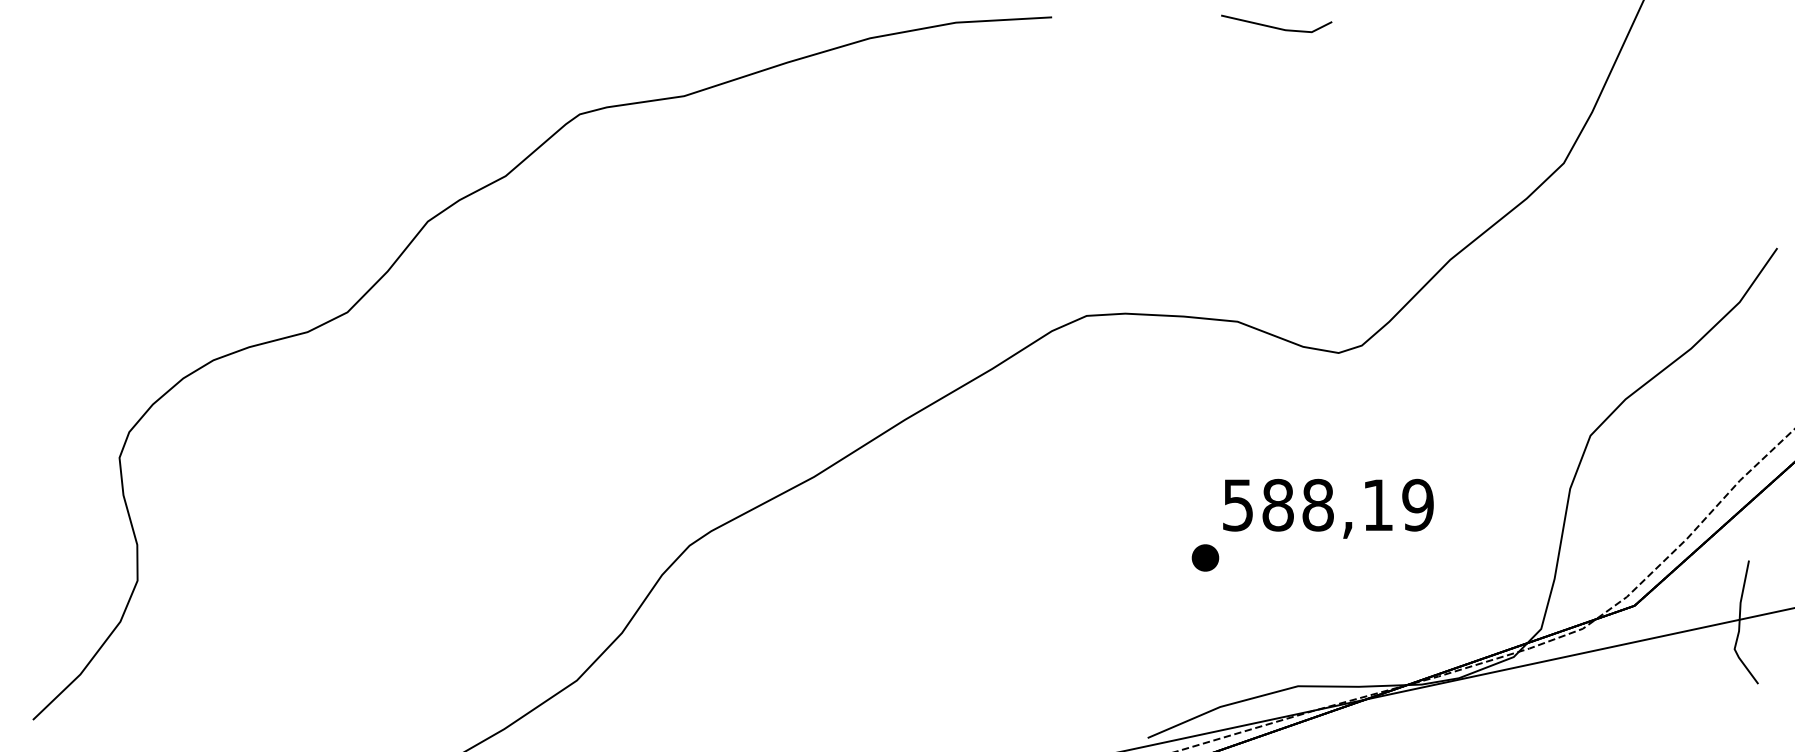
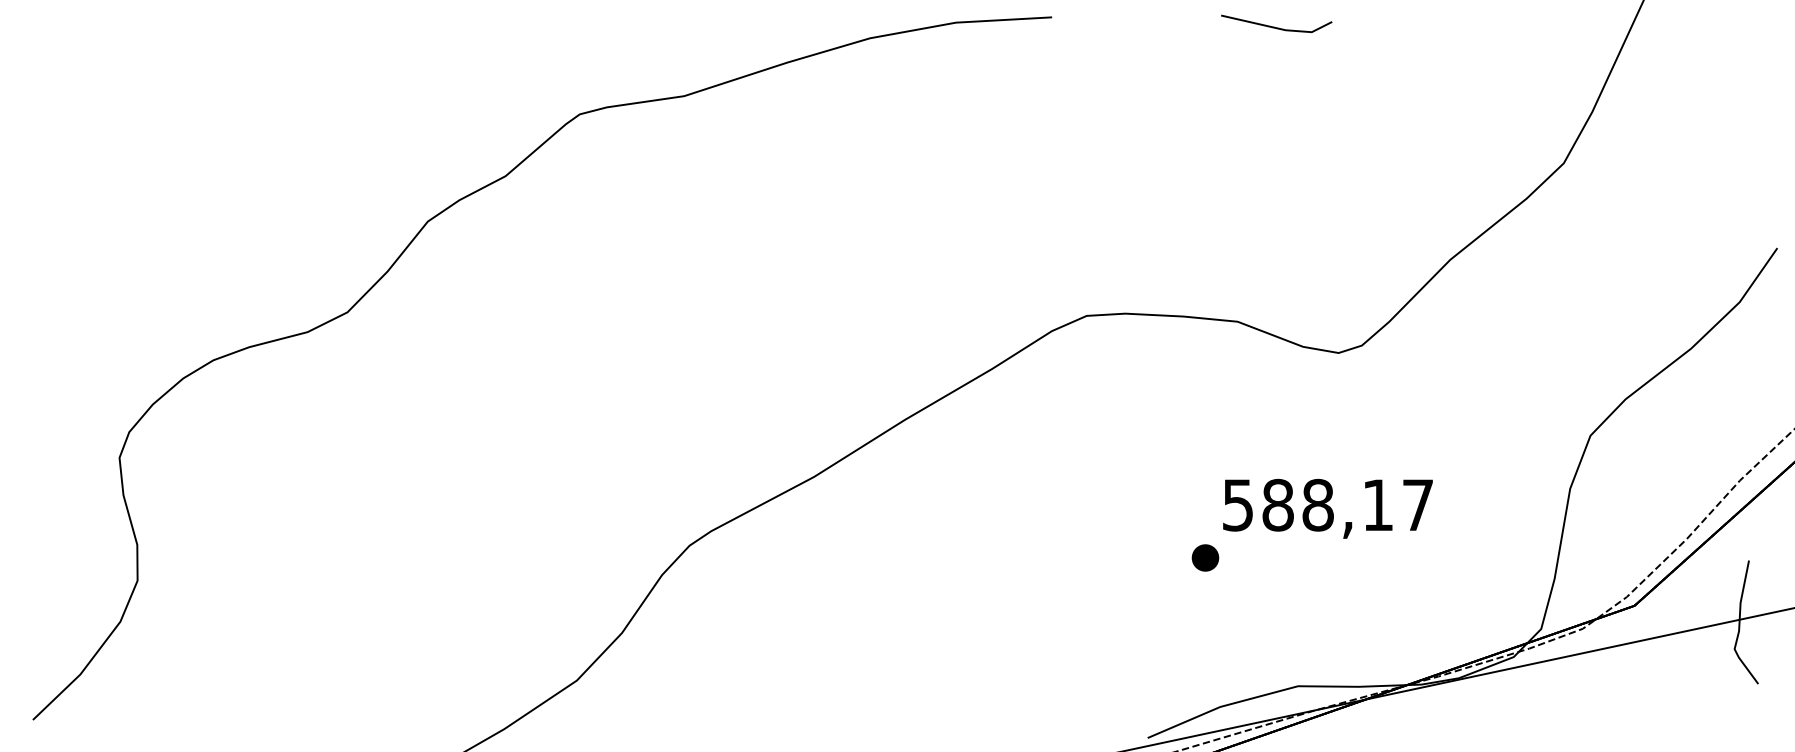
text: 588,19 -> 588,17 (1417, 504)
